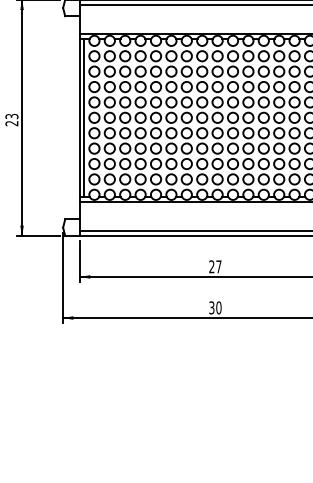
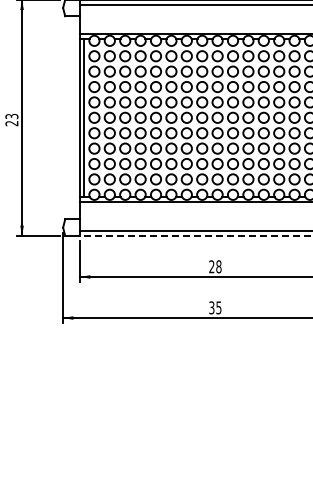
line: solid -> dashed (195, 235)
text: 27 -> 28 (218, 266)
text: 30 -> 35 (218, 307)
